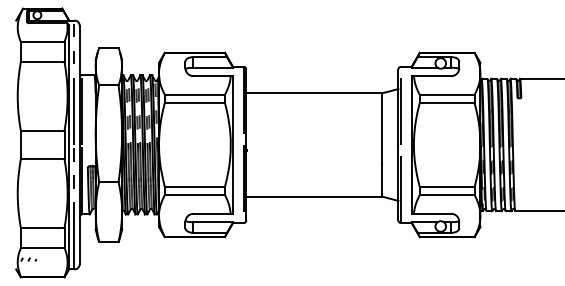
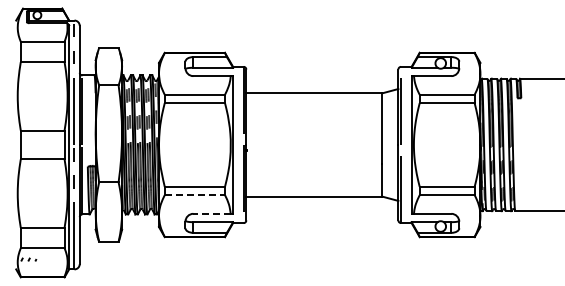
line: solid -> dashed (195, 195)
line: solid -> dashed (212, 213)
